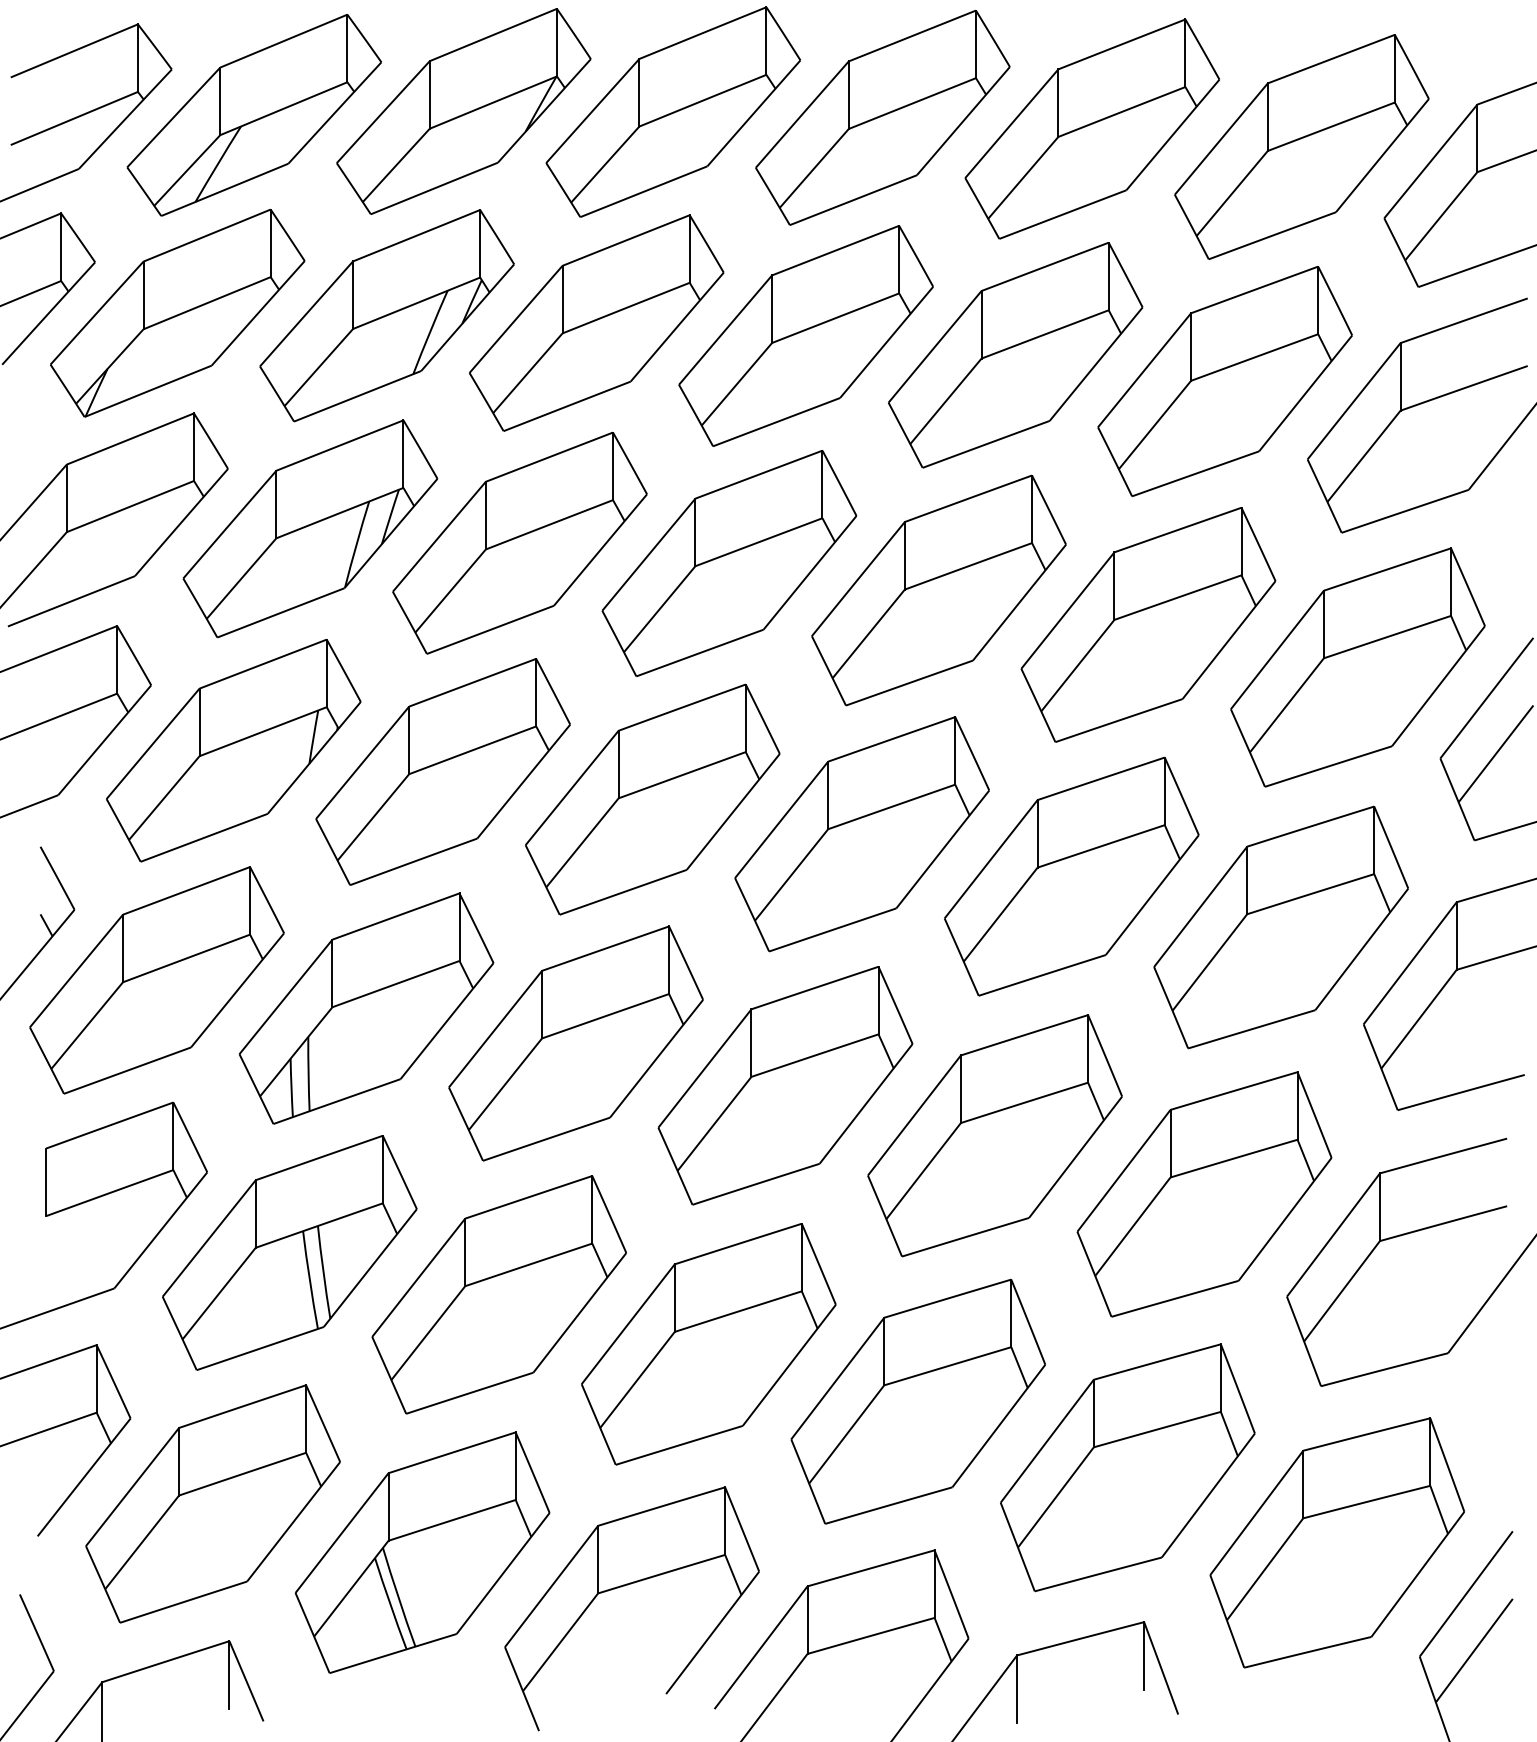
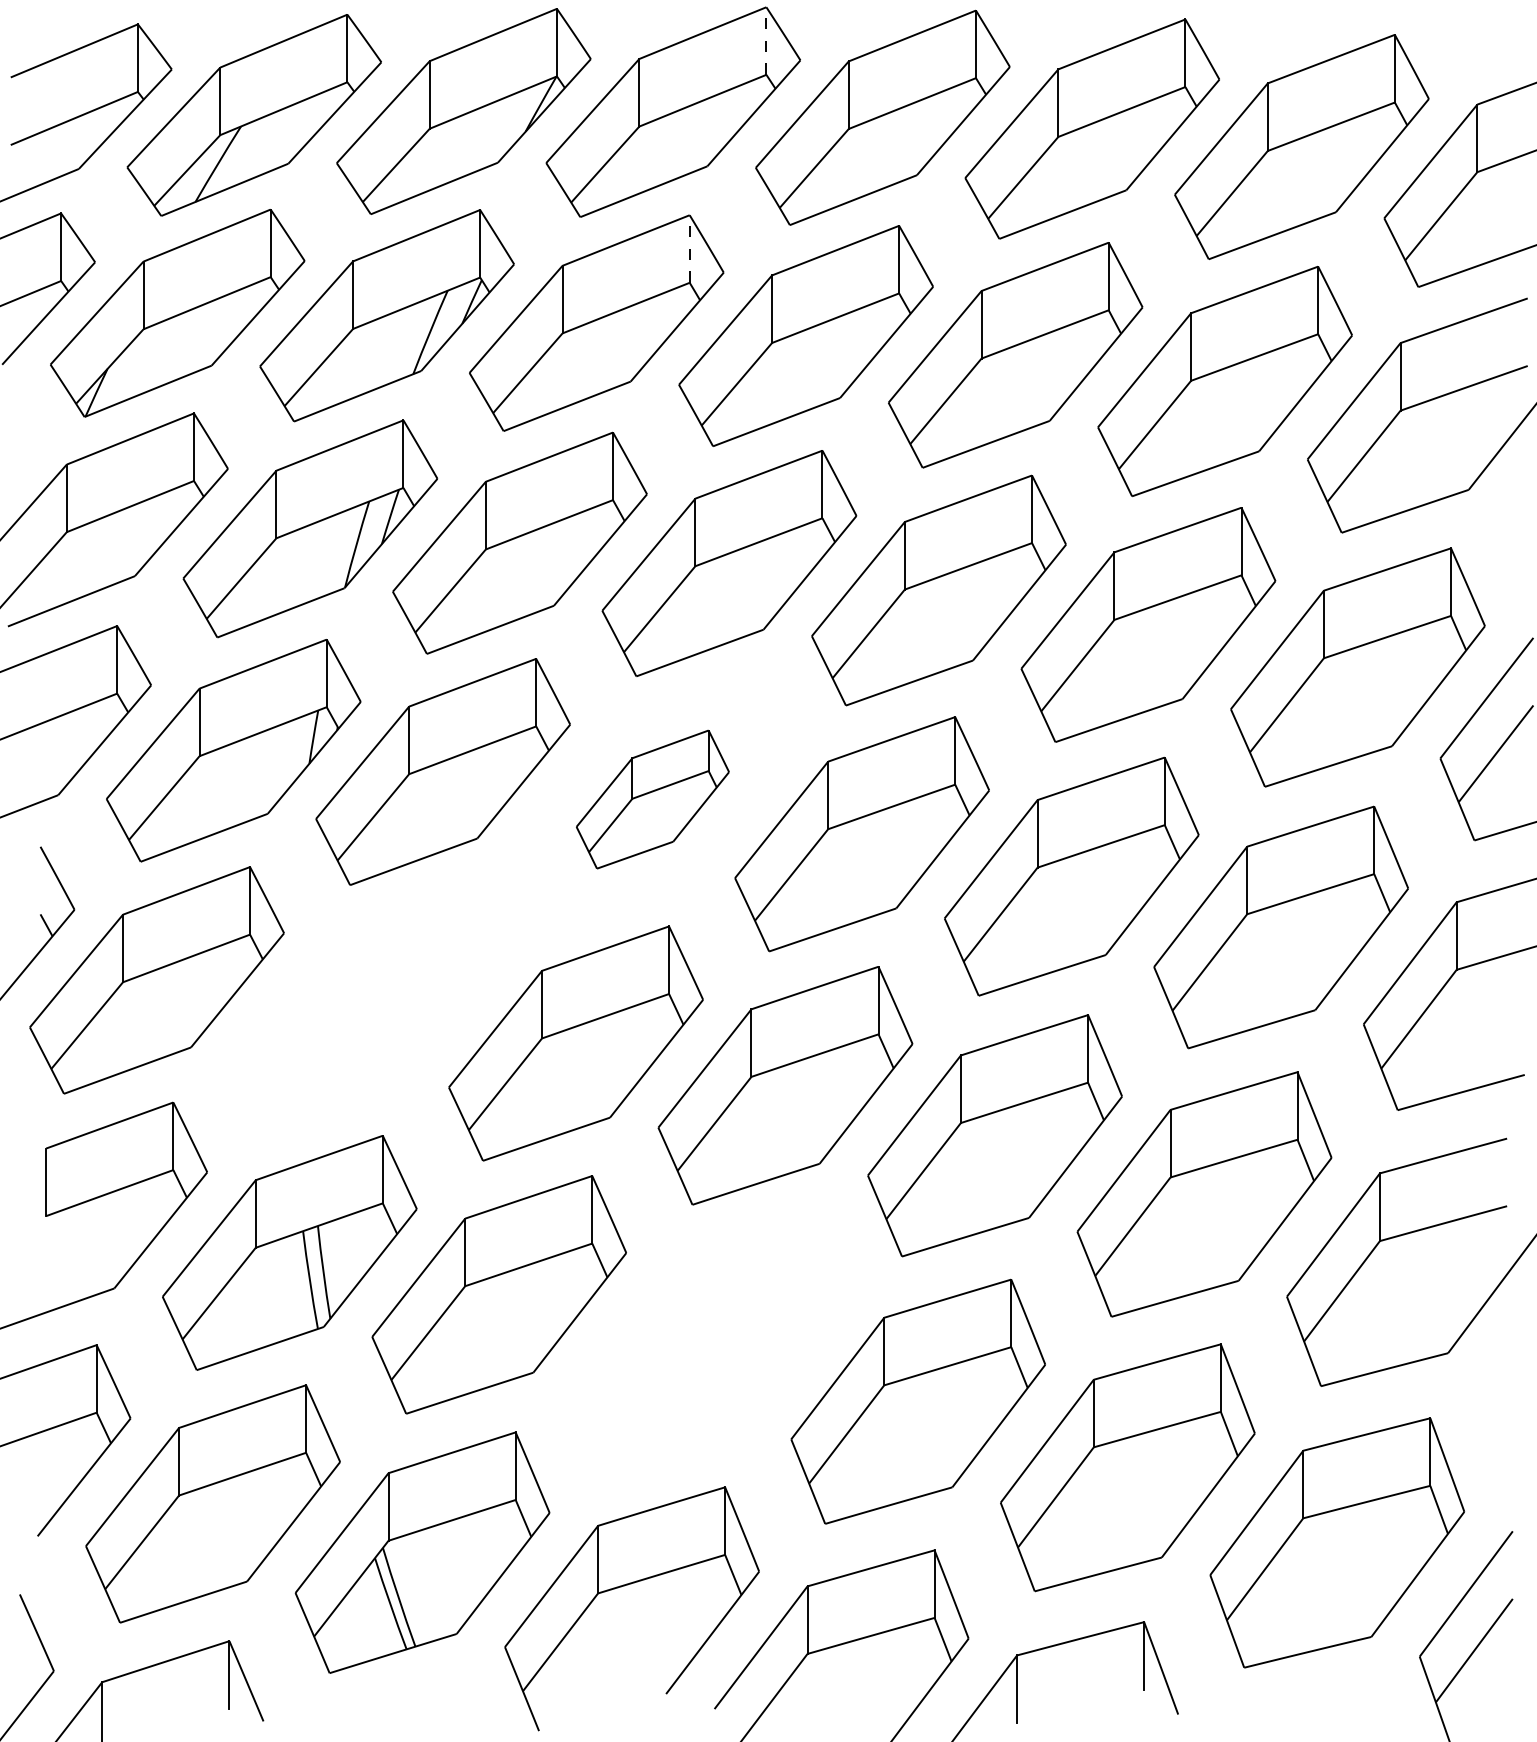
line: solid -> dashed (766, 41)
line: solid -> dashed (689, 249)
part size: 256x233 px -> 154x141 px (652, 799)
part: present -> none (366, 1008)
part: present -> none (708, 1344)
